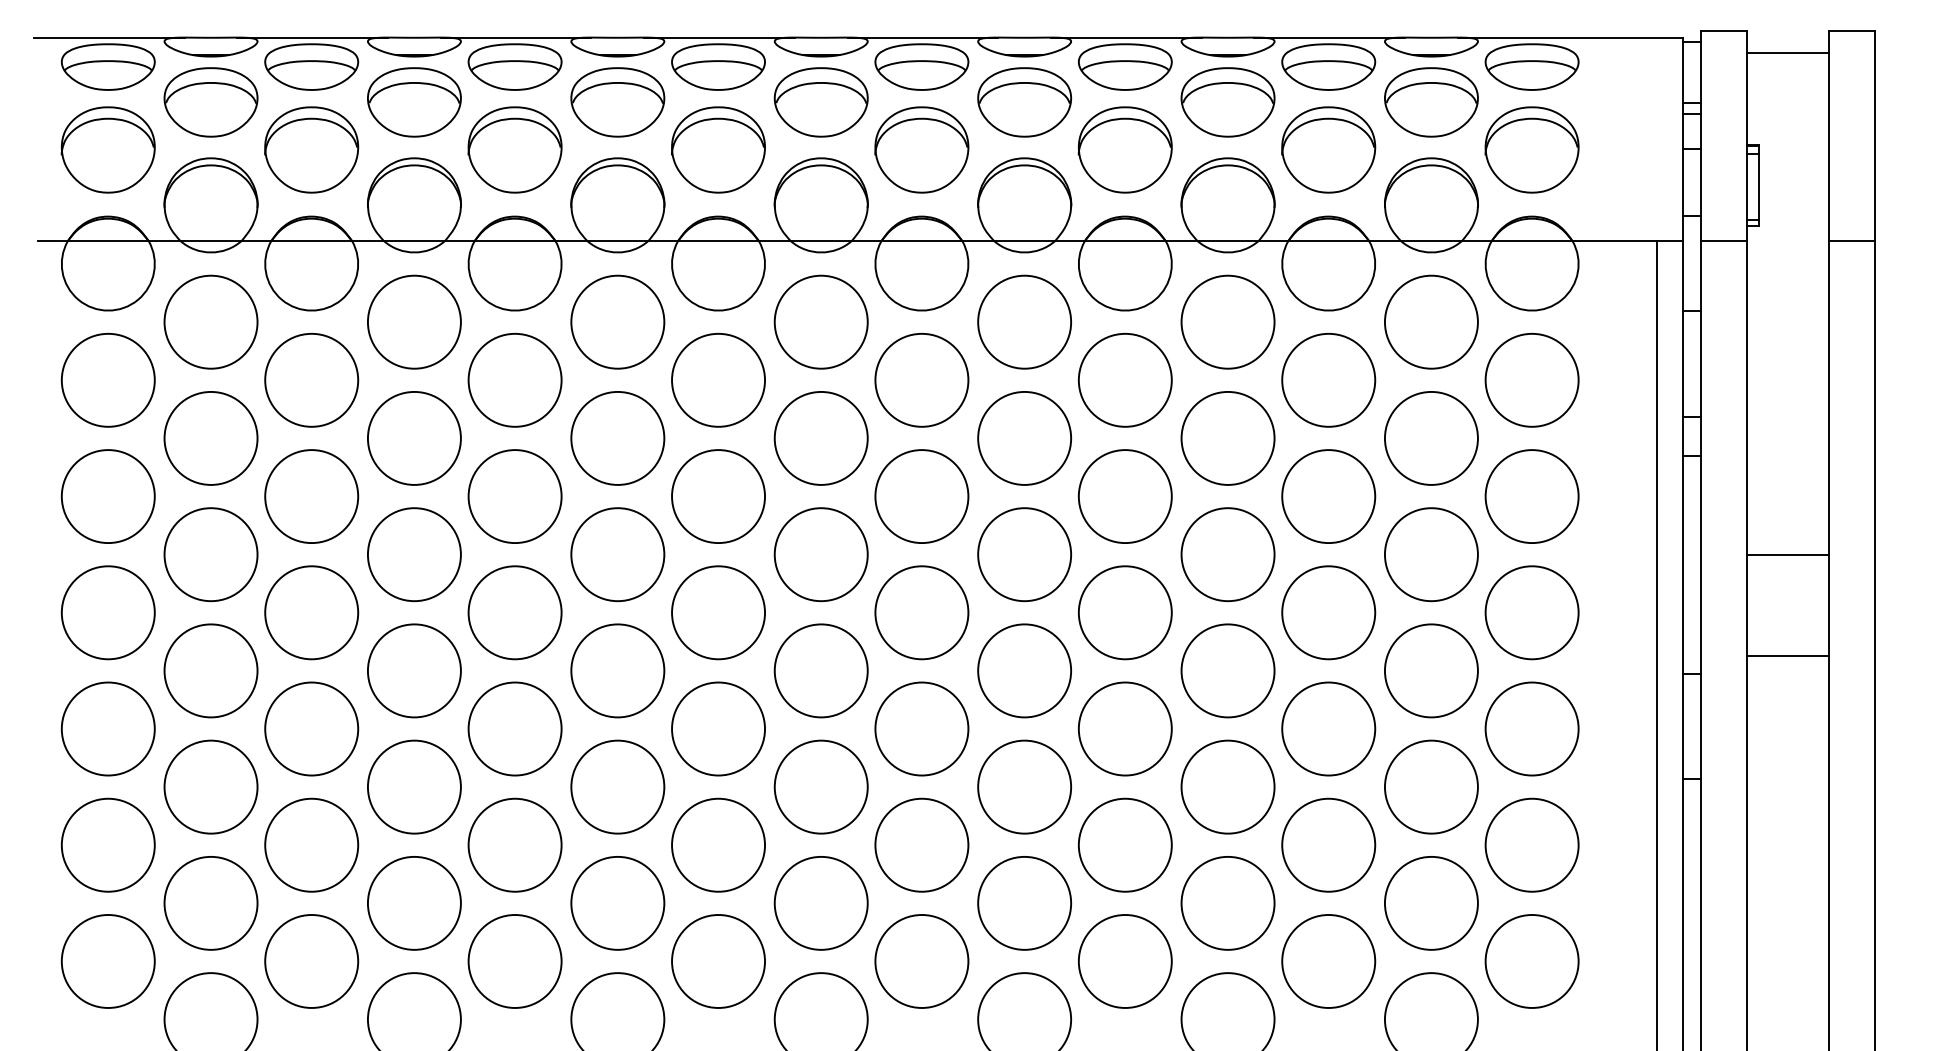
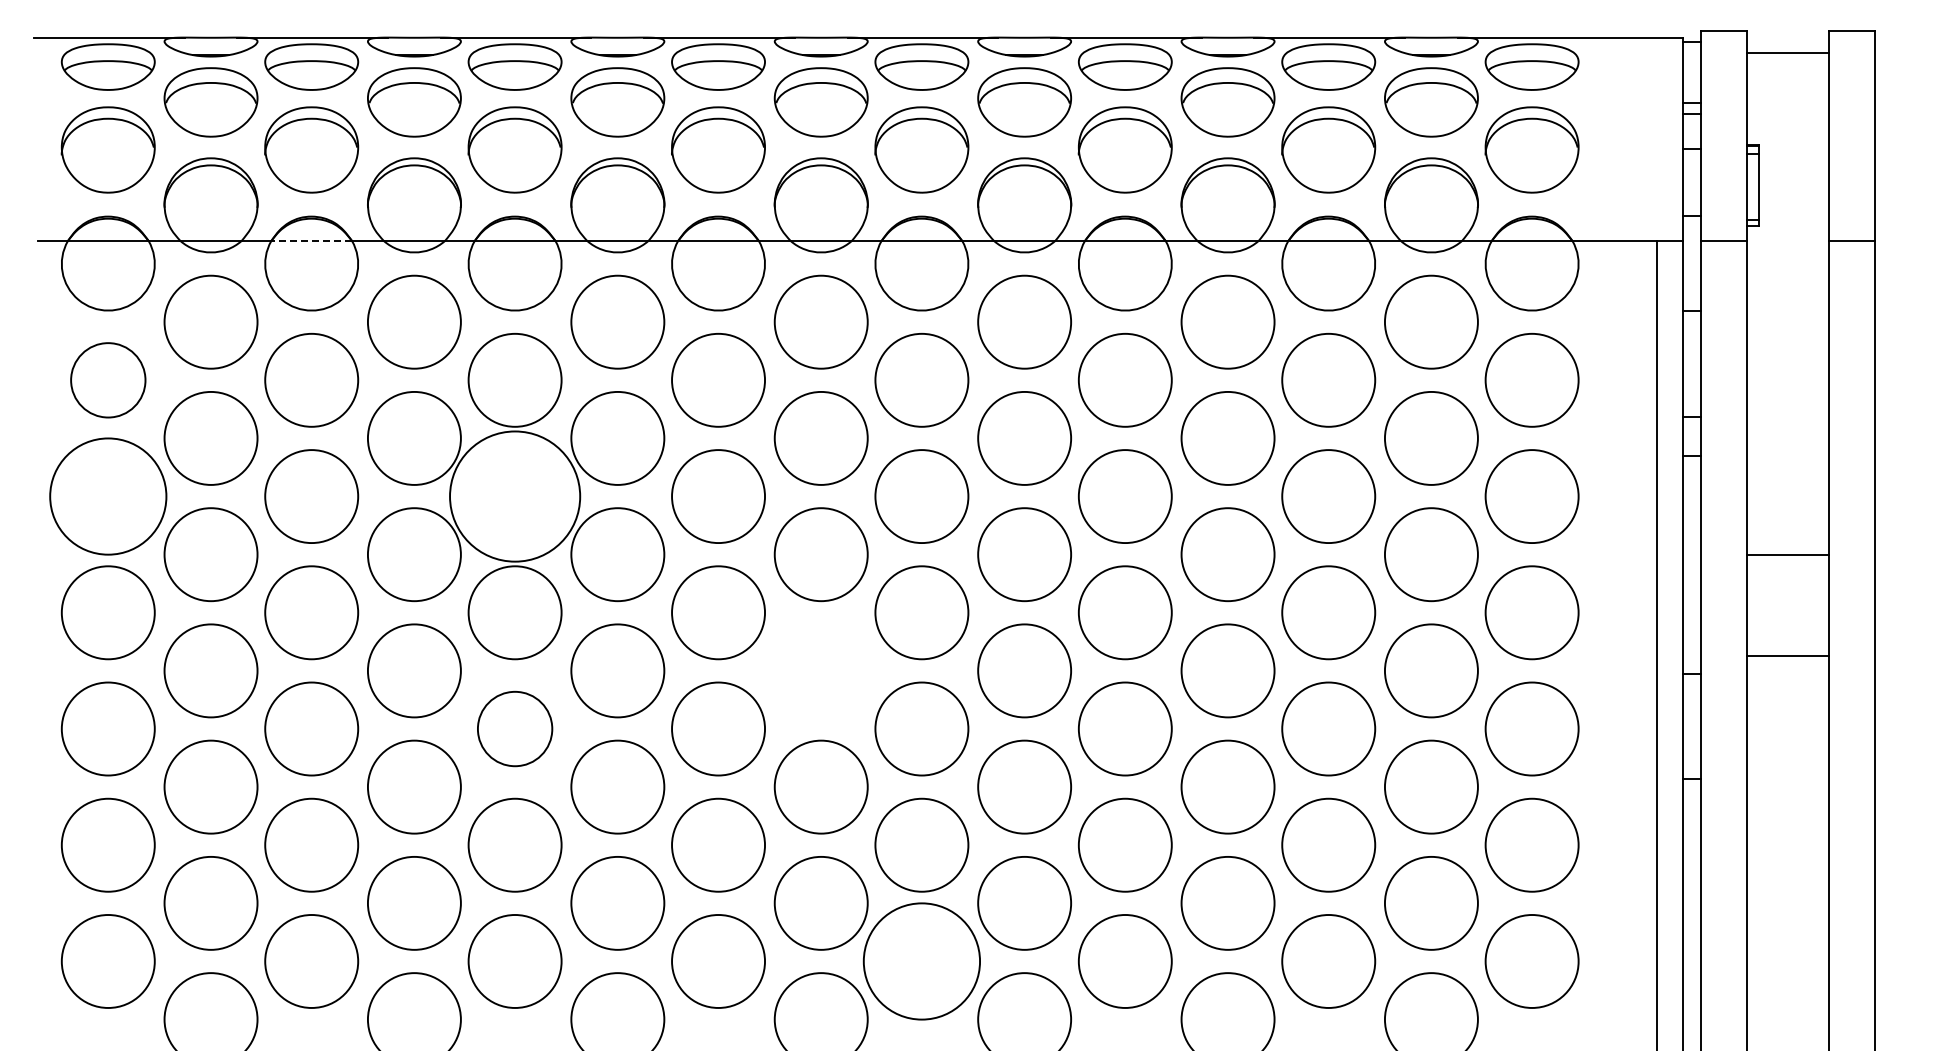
line: solid -> dashed (311, 241)
circle diameter: 93 px -> 74 px (108, 380)
circle diameter: 93 px -> 116 px (108, 496)
circle diameter: 93 px -> 130 px (515, 496)
circle: present -> none (820, 670)
circle diameter: 93 px -> 74 px (514, 728)
circle diameter: 93 px -> 116 px (921, 961)
